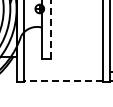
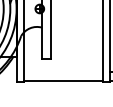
line: dashed -> solid (50, 29)
line: dashed -> solid (62, 80)
